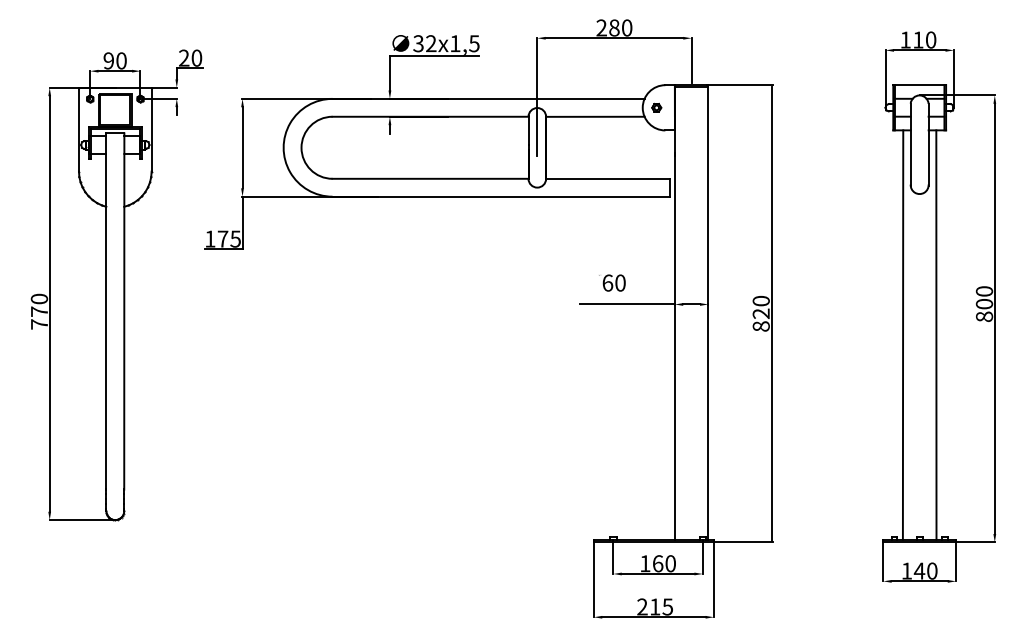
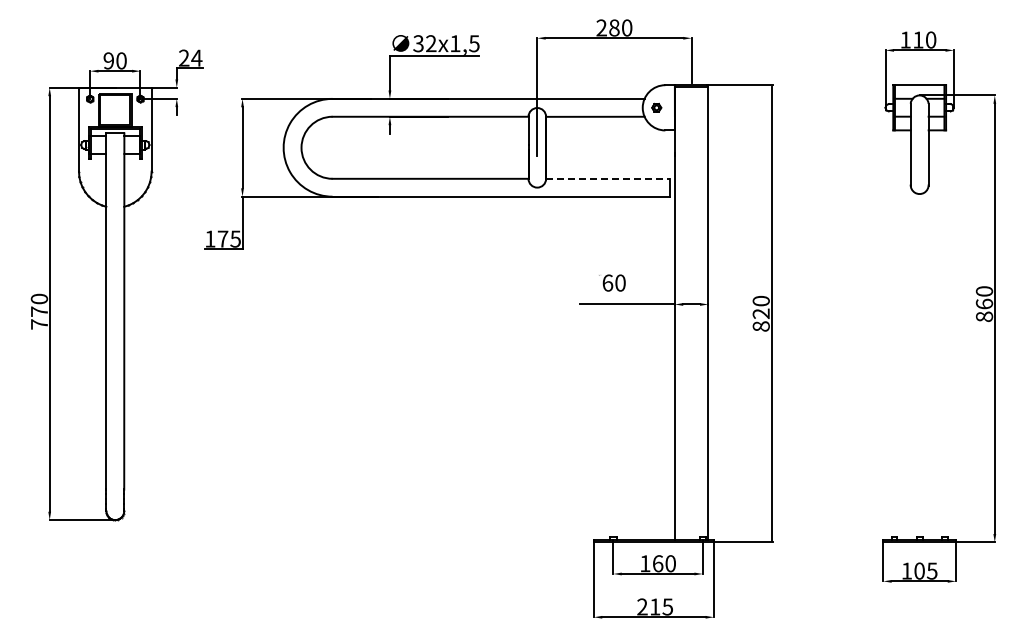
text: 20 -> 24 (196, 57)
line: solid -> dashed (607, 178)
text: 800 -> 860 (983, 303)
line: present -> none (902, 334)
line: present -> none (936, 334)
text: 140 -> 105 (925, 570)
